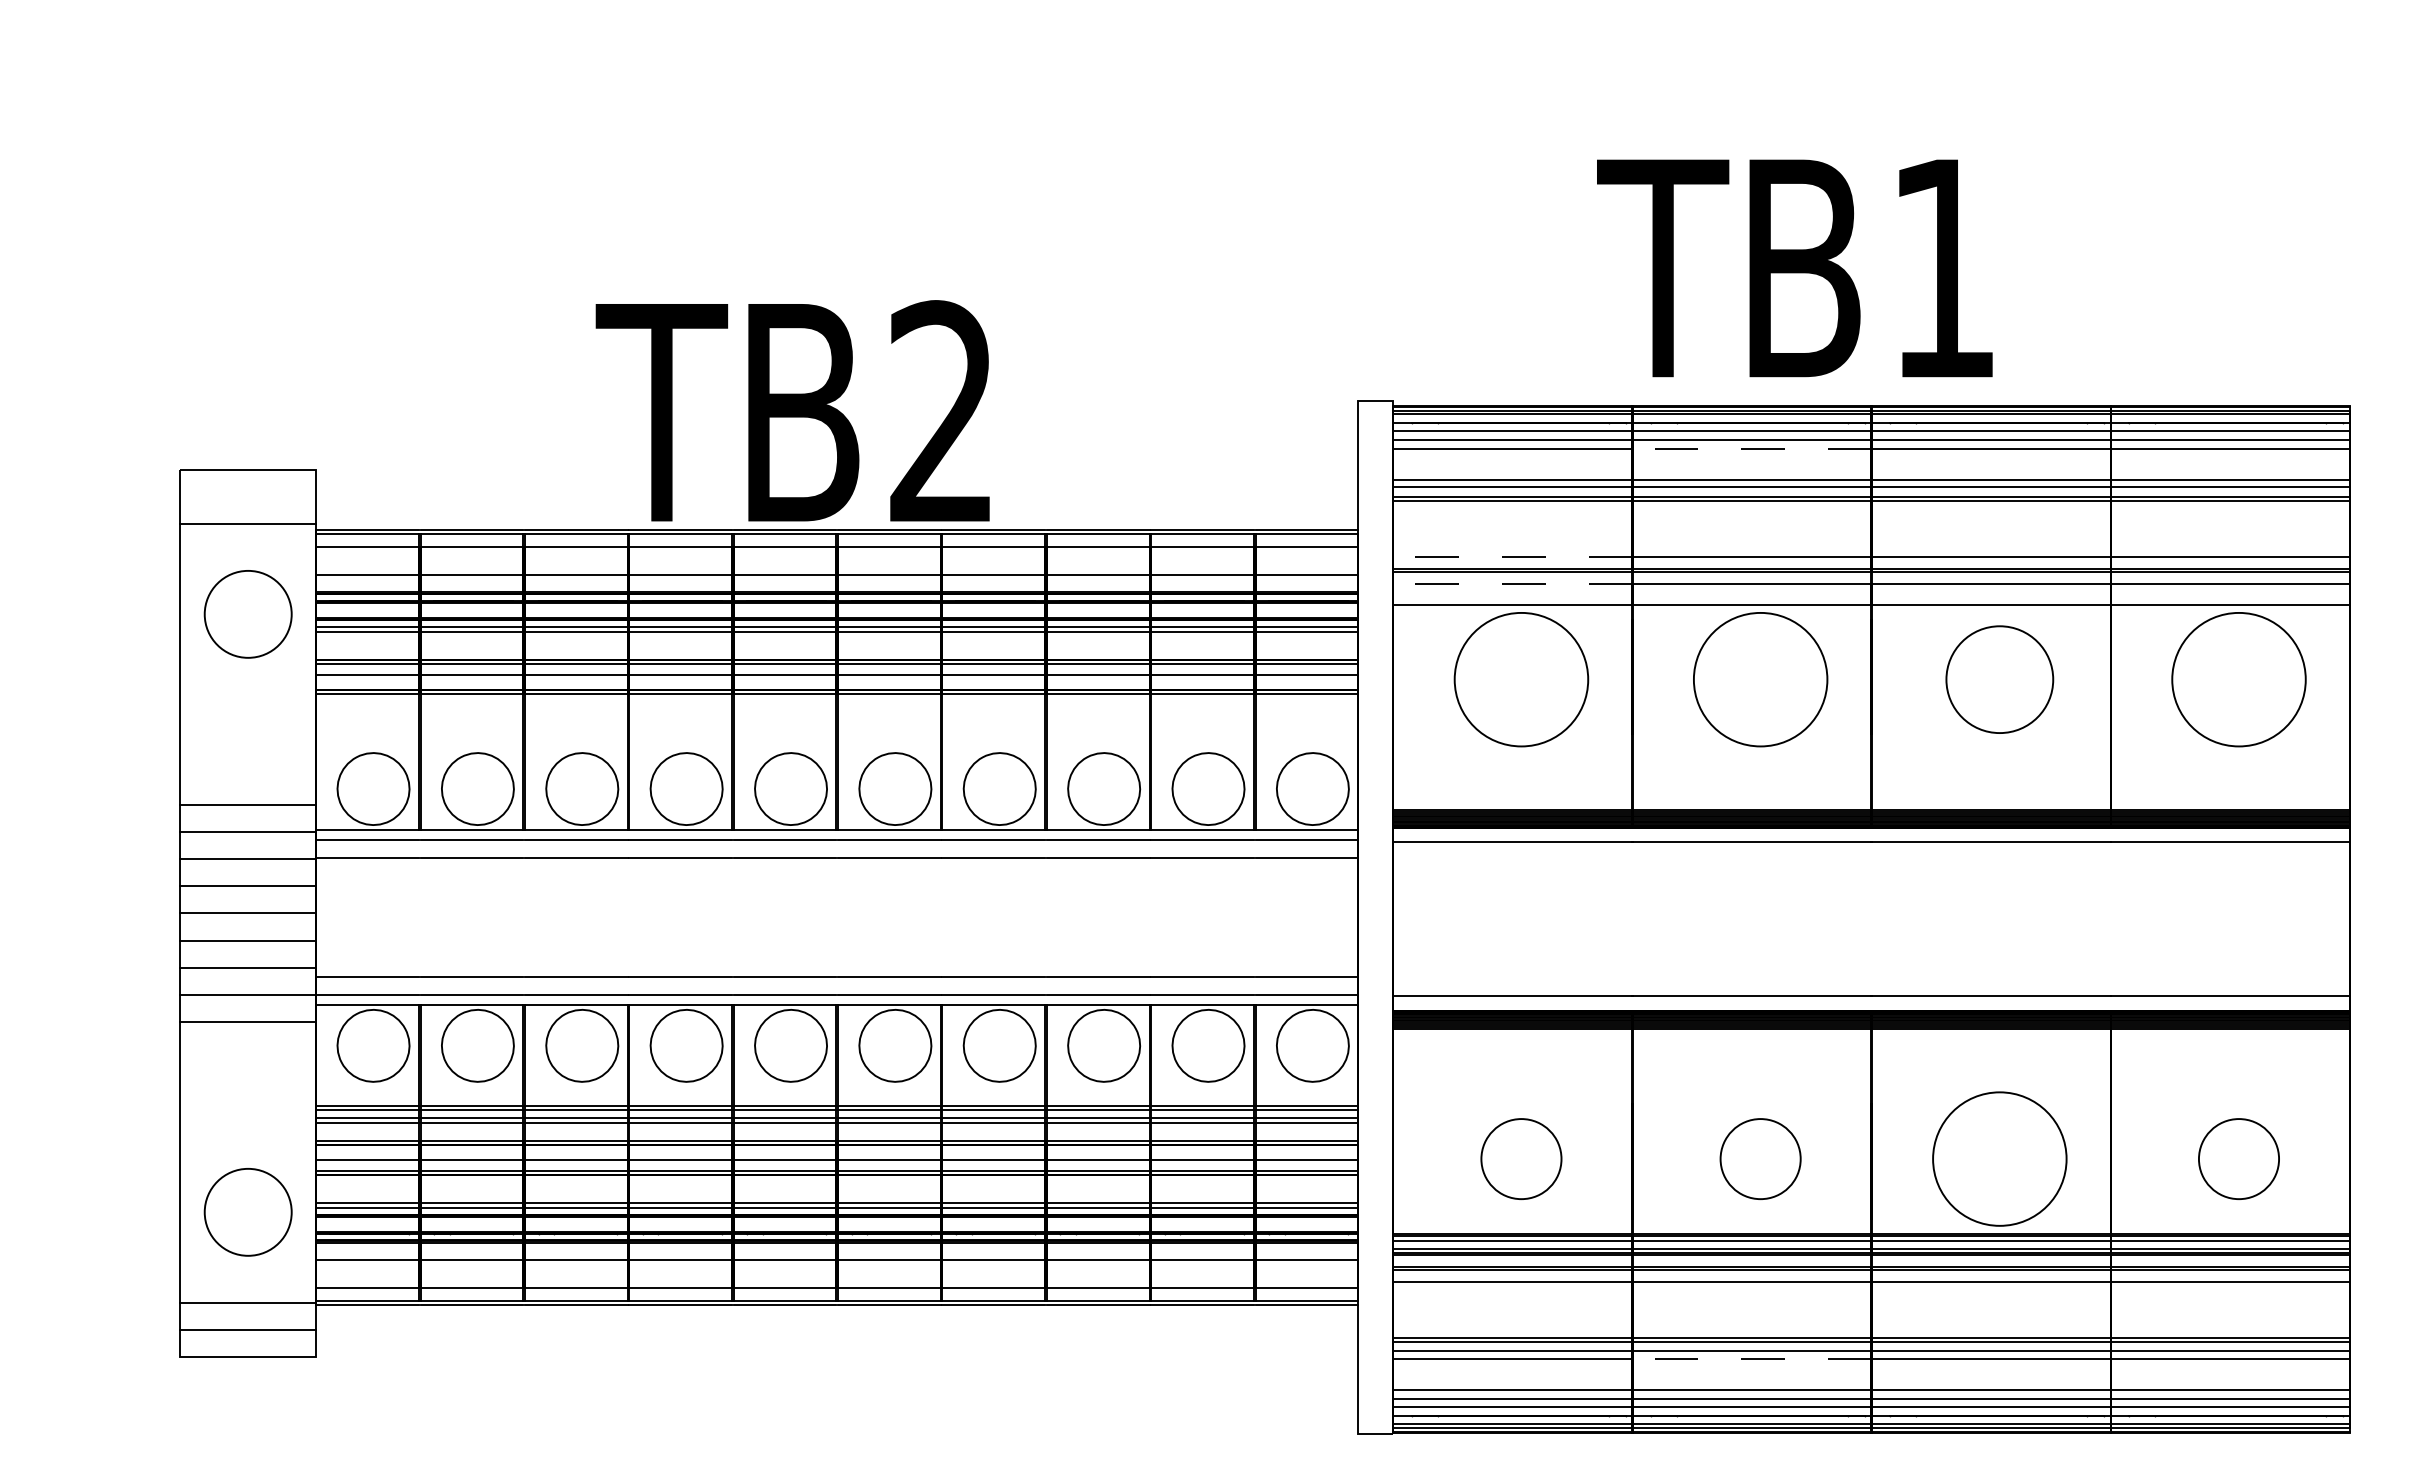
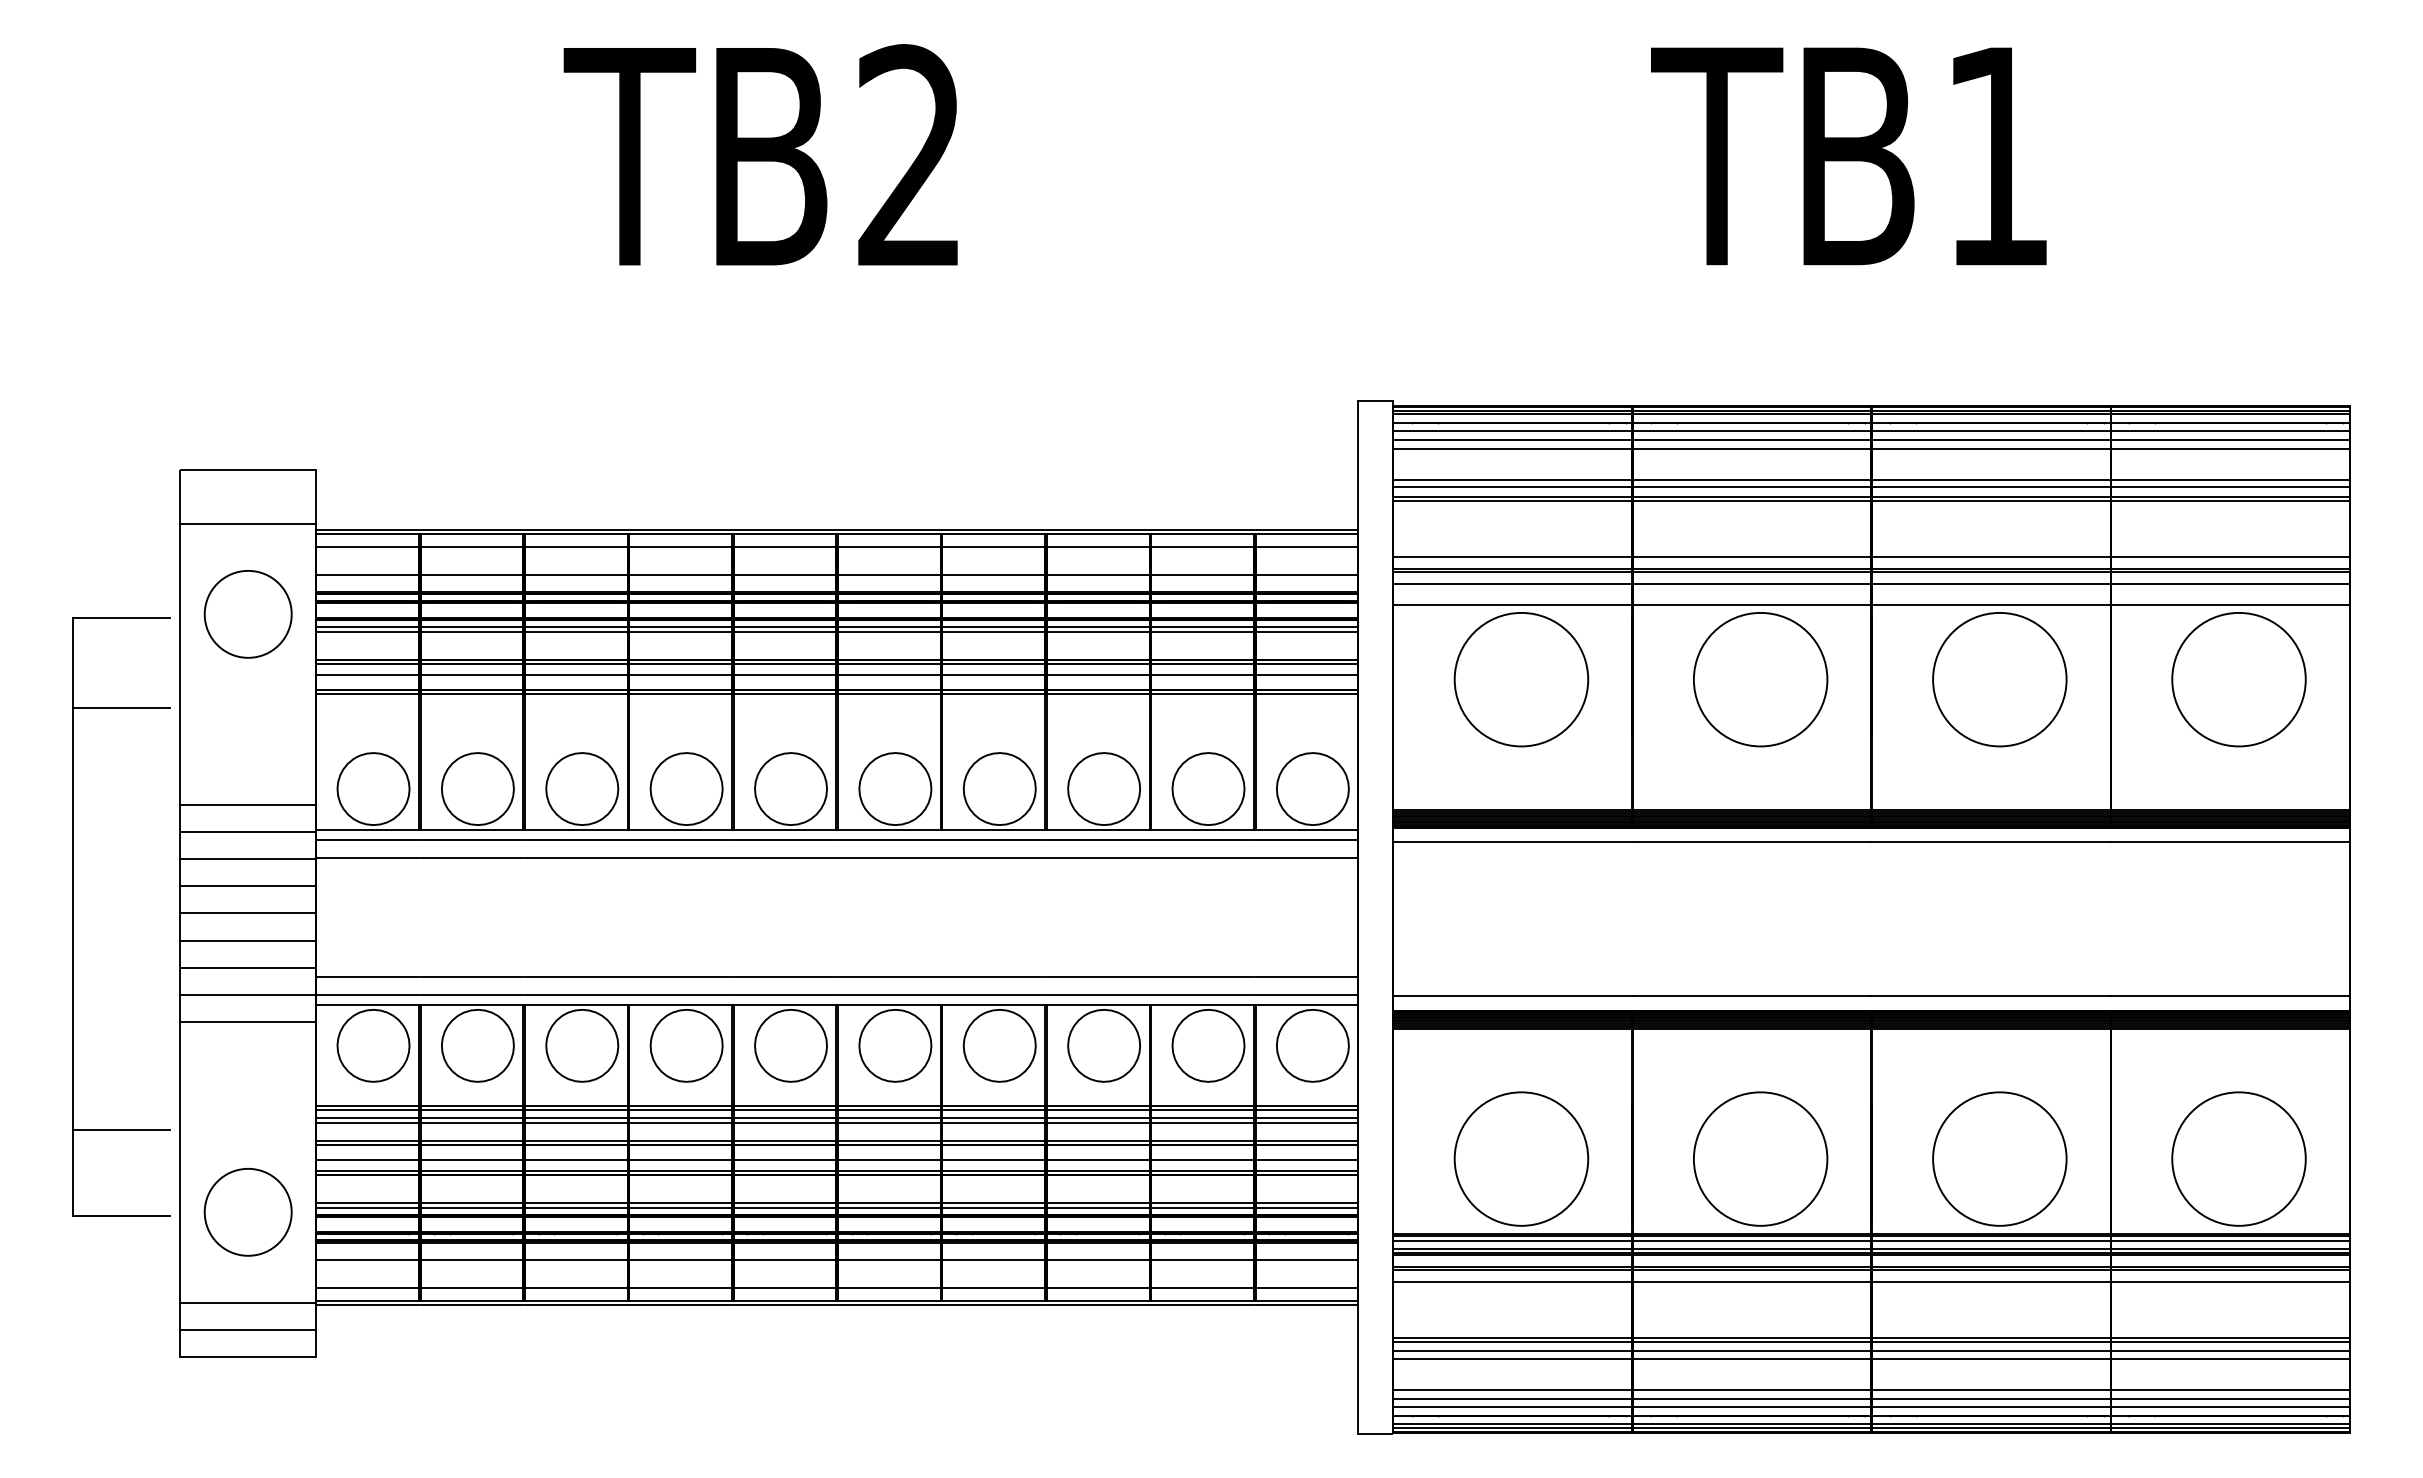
text position: (1794, 268) -> (1848, 156) (1848, 156)
text position: (792, 410) -> (760, 154) (760, 154)
line: dashed -> solid (1752, 448)
line: dashed -> solid (1512, 557)
line: dashed -> solid (1512, 584)
circle diameter: 107 px -> 134 px (1999, 679)
part: none -> present (73, 916)
circle diameter: 80 px -> 134 px (1521, 1158)
circle diameter: 80 px -> 134 px (1760, 1158)
circle diameter: 80 px -> 134 px (2238, 1158)
line: dashed -> solid (1752, 1358)
